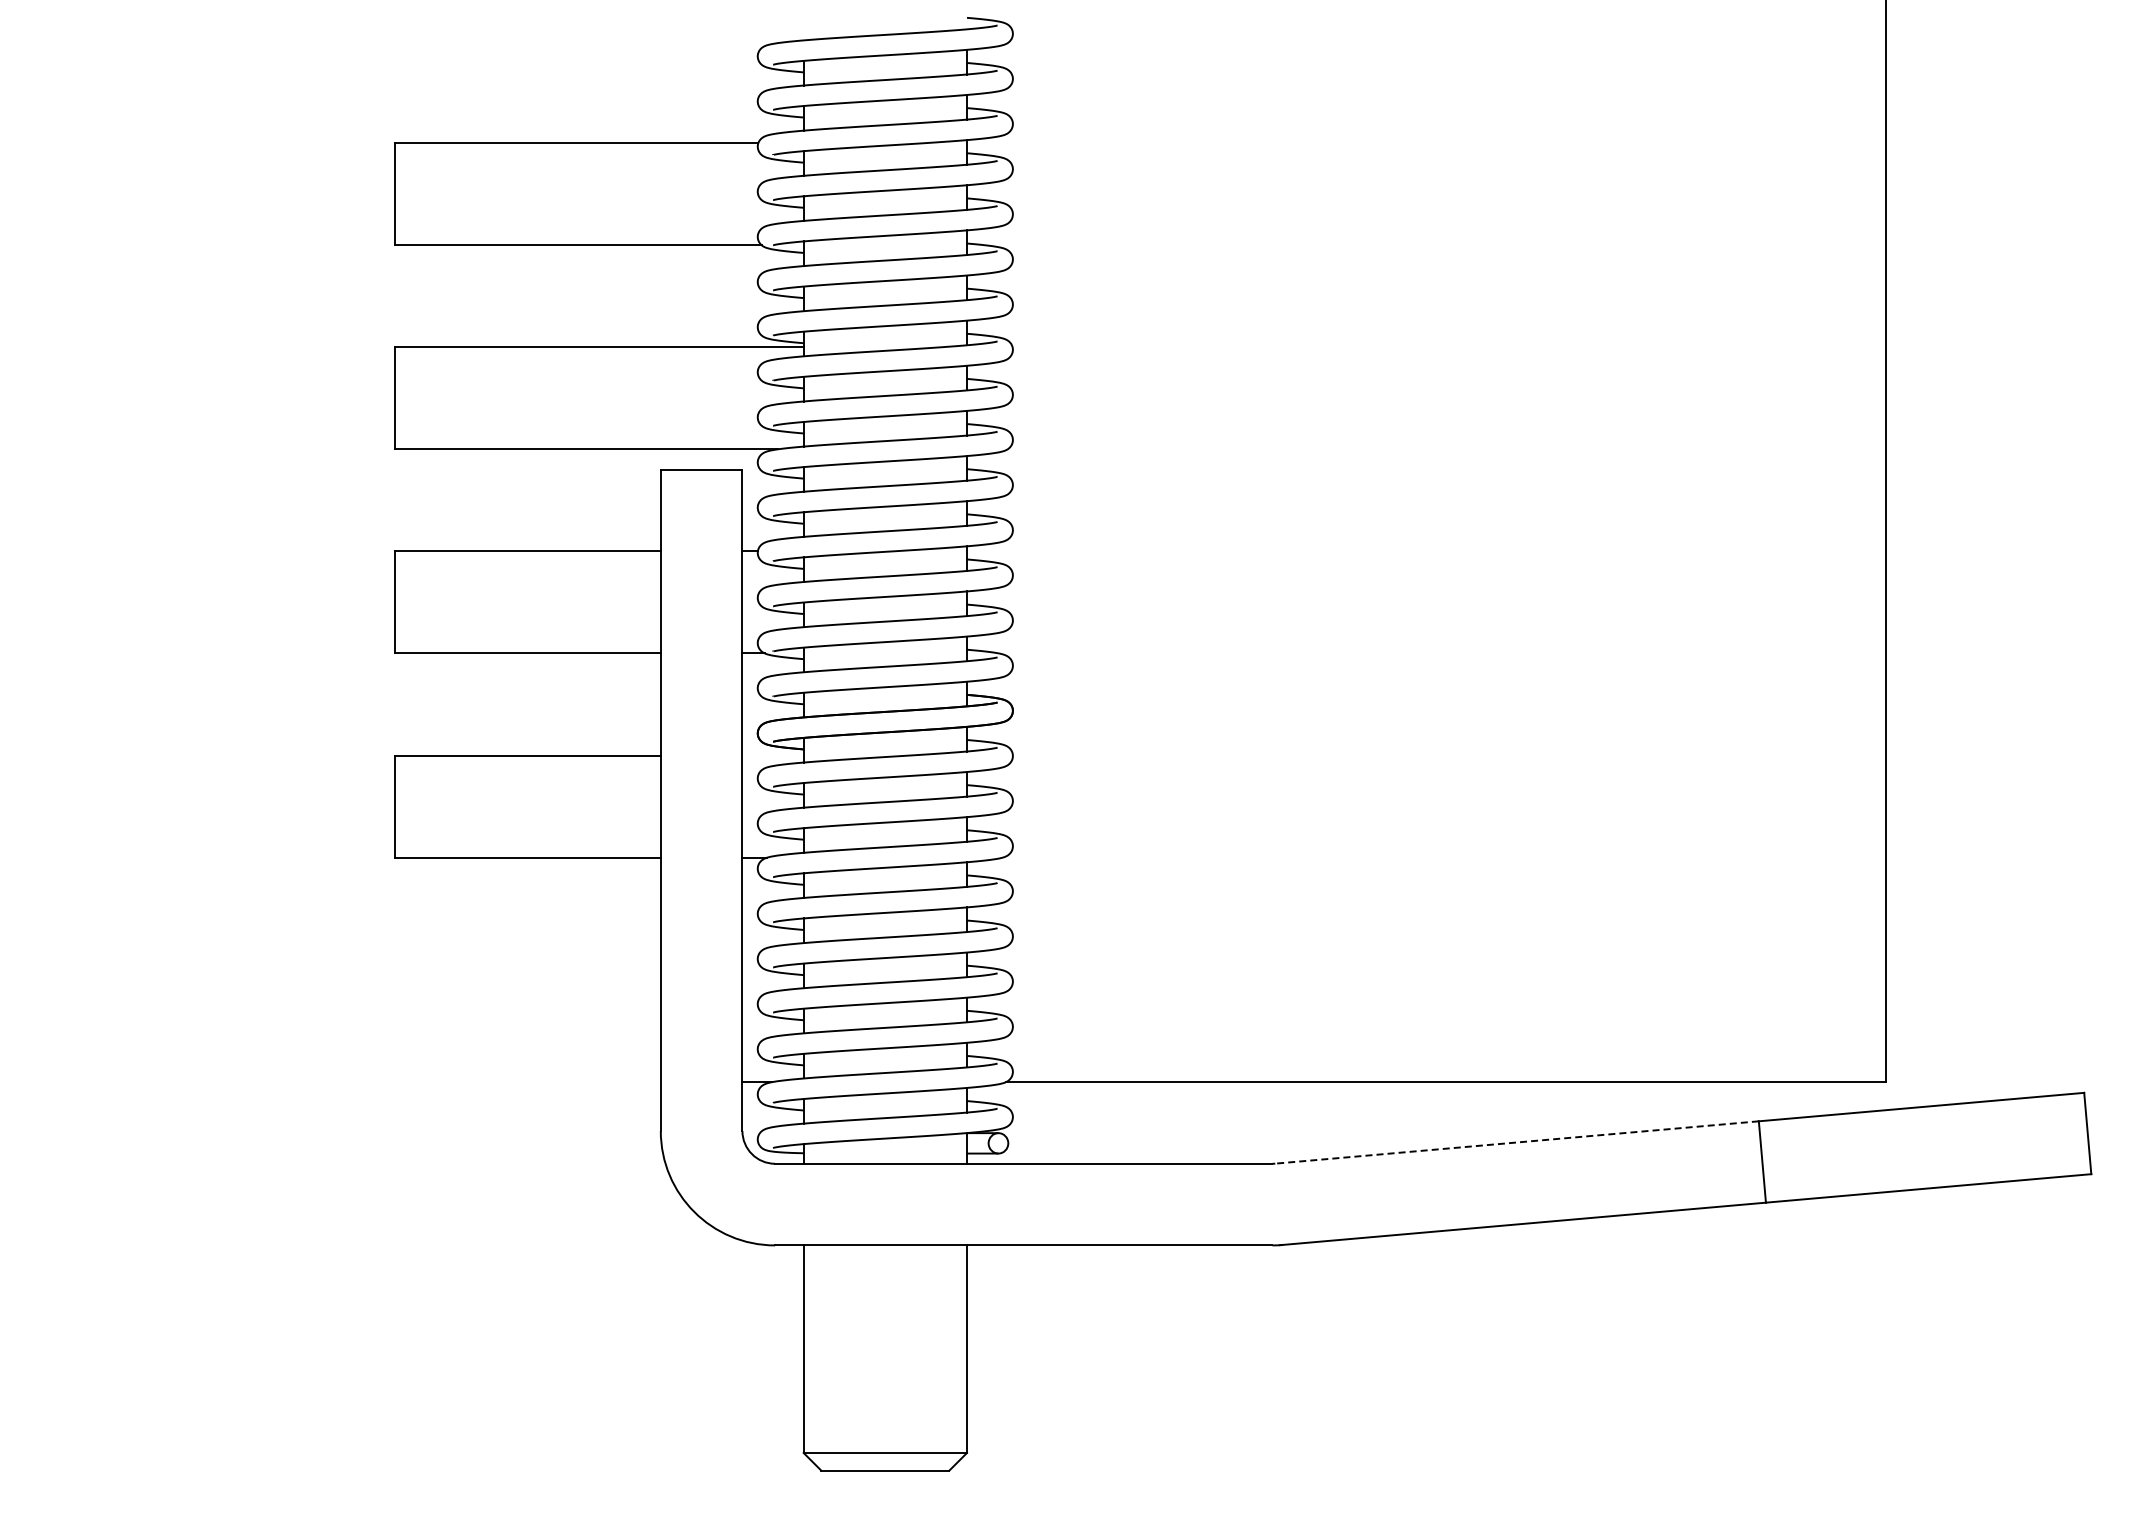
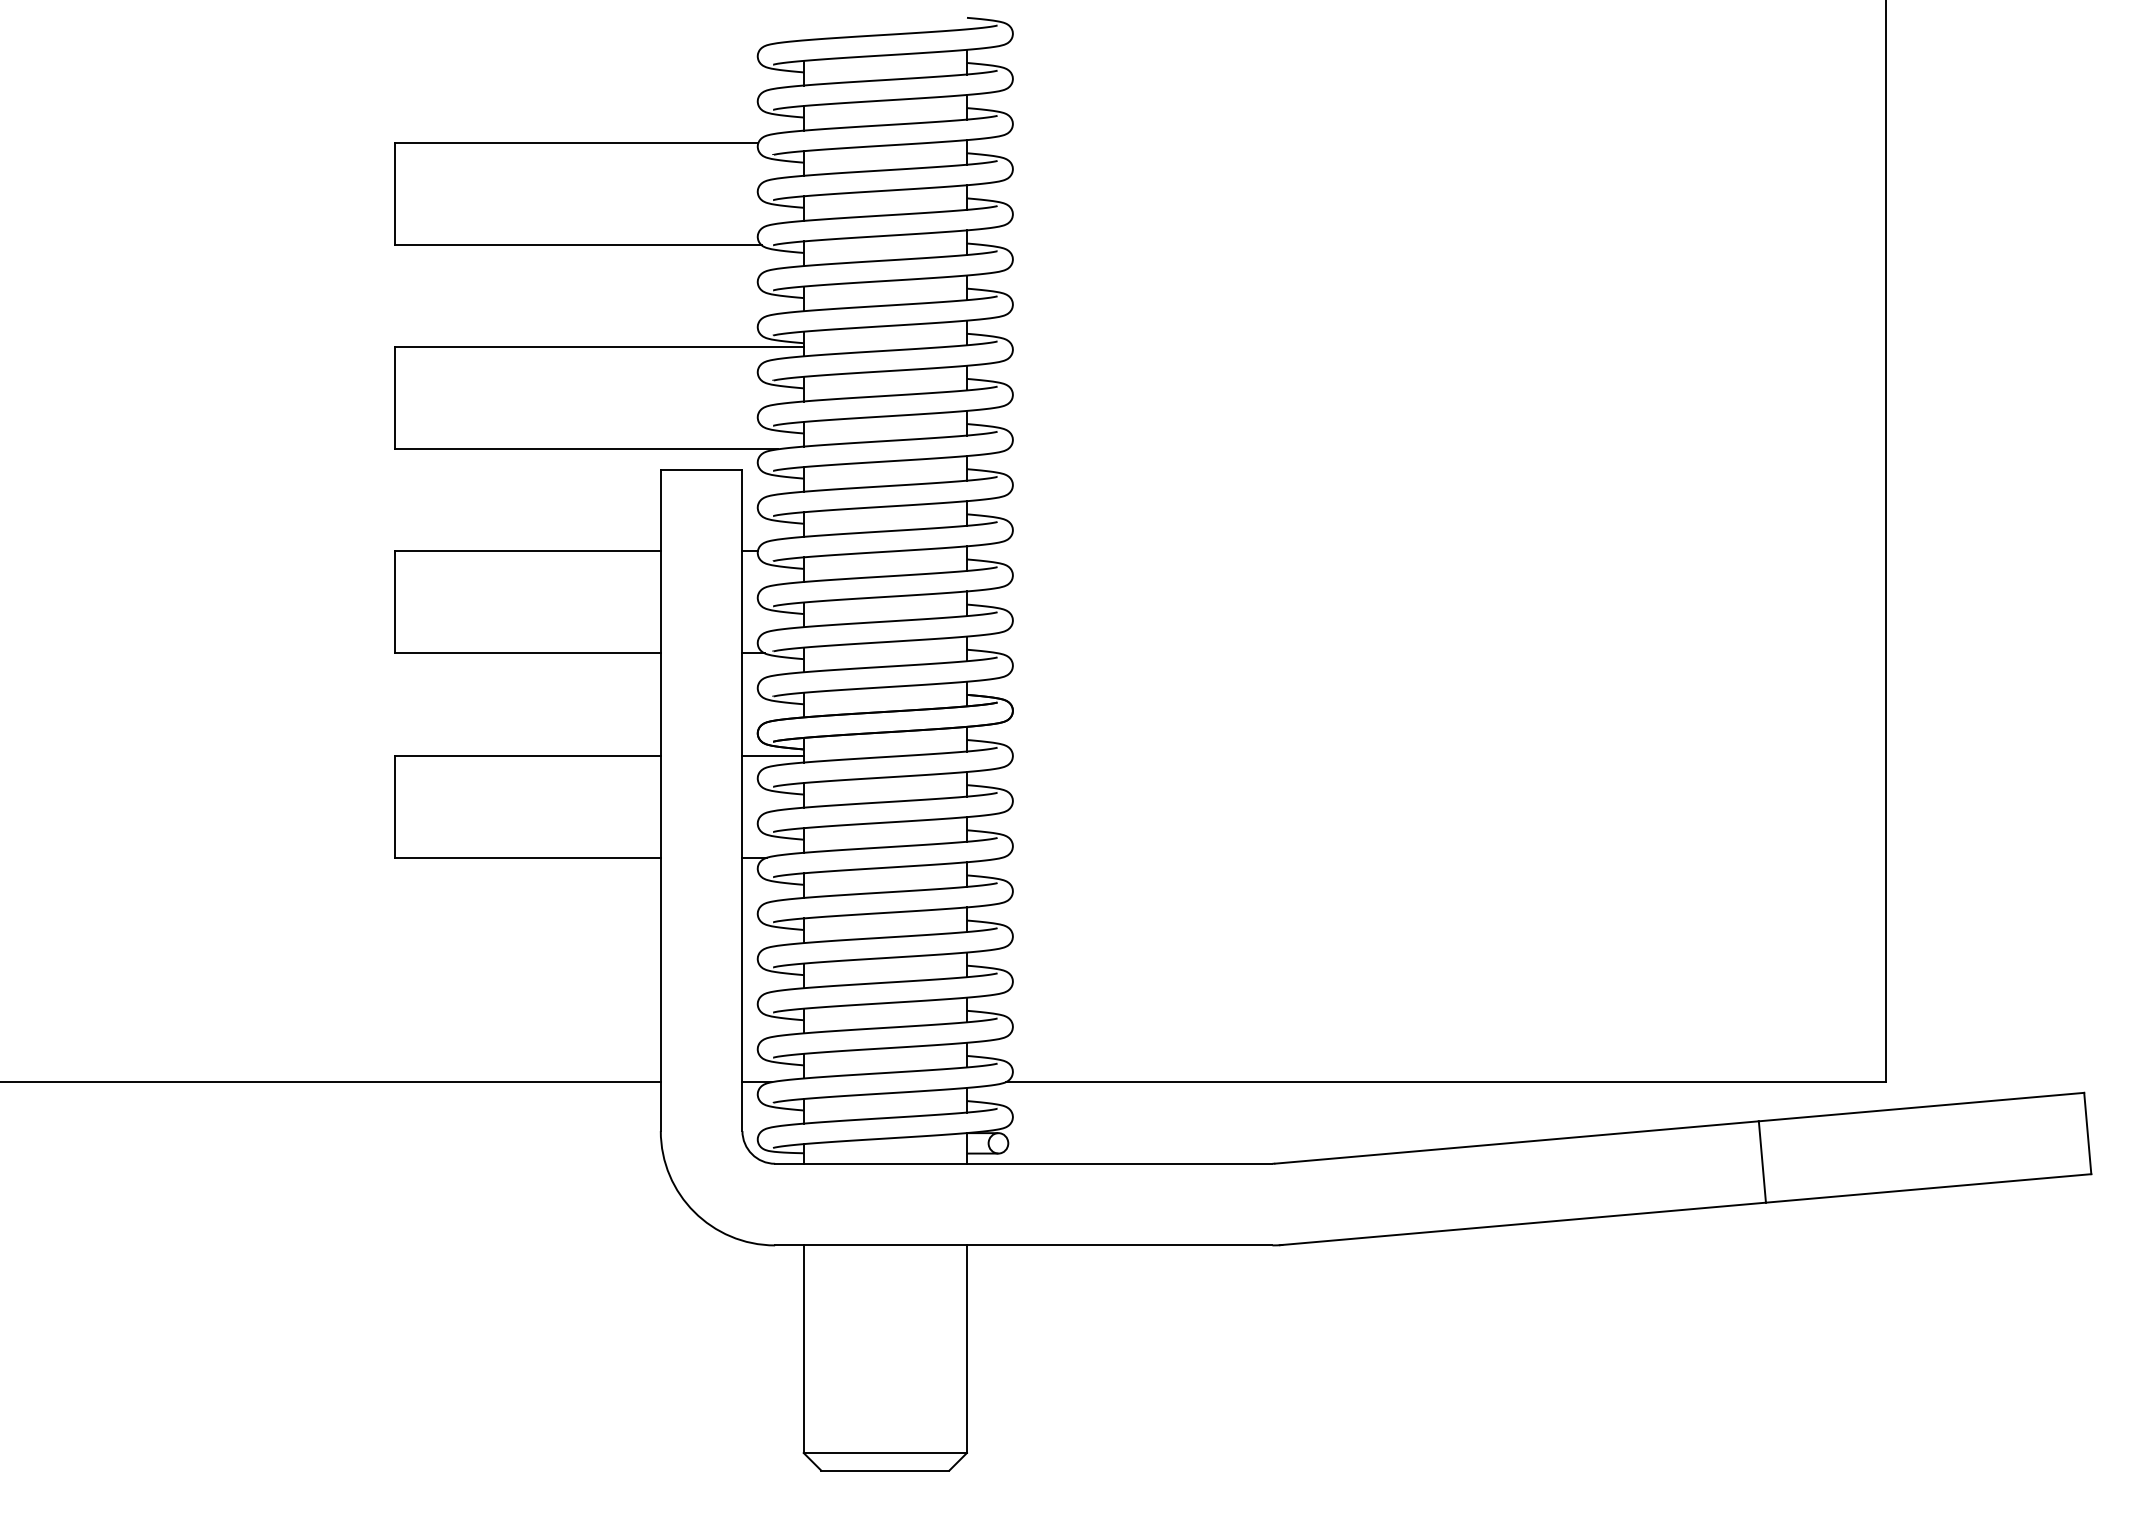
line: none -> present (772, 755)
line: none -> present (331, 1082)
line: dashed -> solid (1517, 1142)
